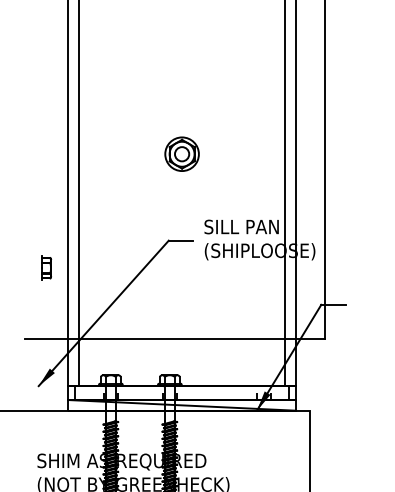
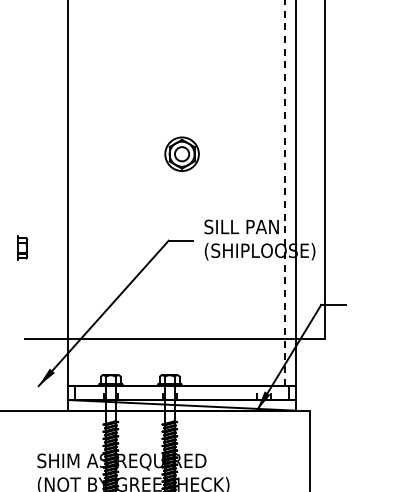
line: present -> none (79, 193)
line: solid -> dashed (285, 193)
part position: (46, 267) -> (22, 247) (22, 247)
